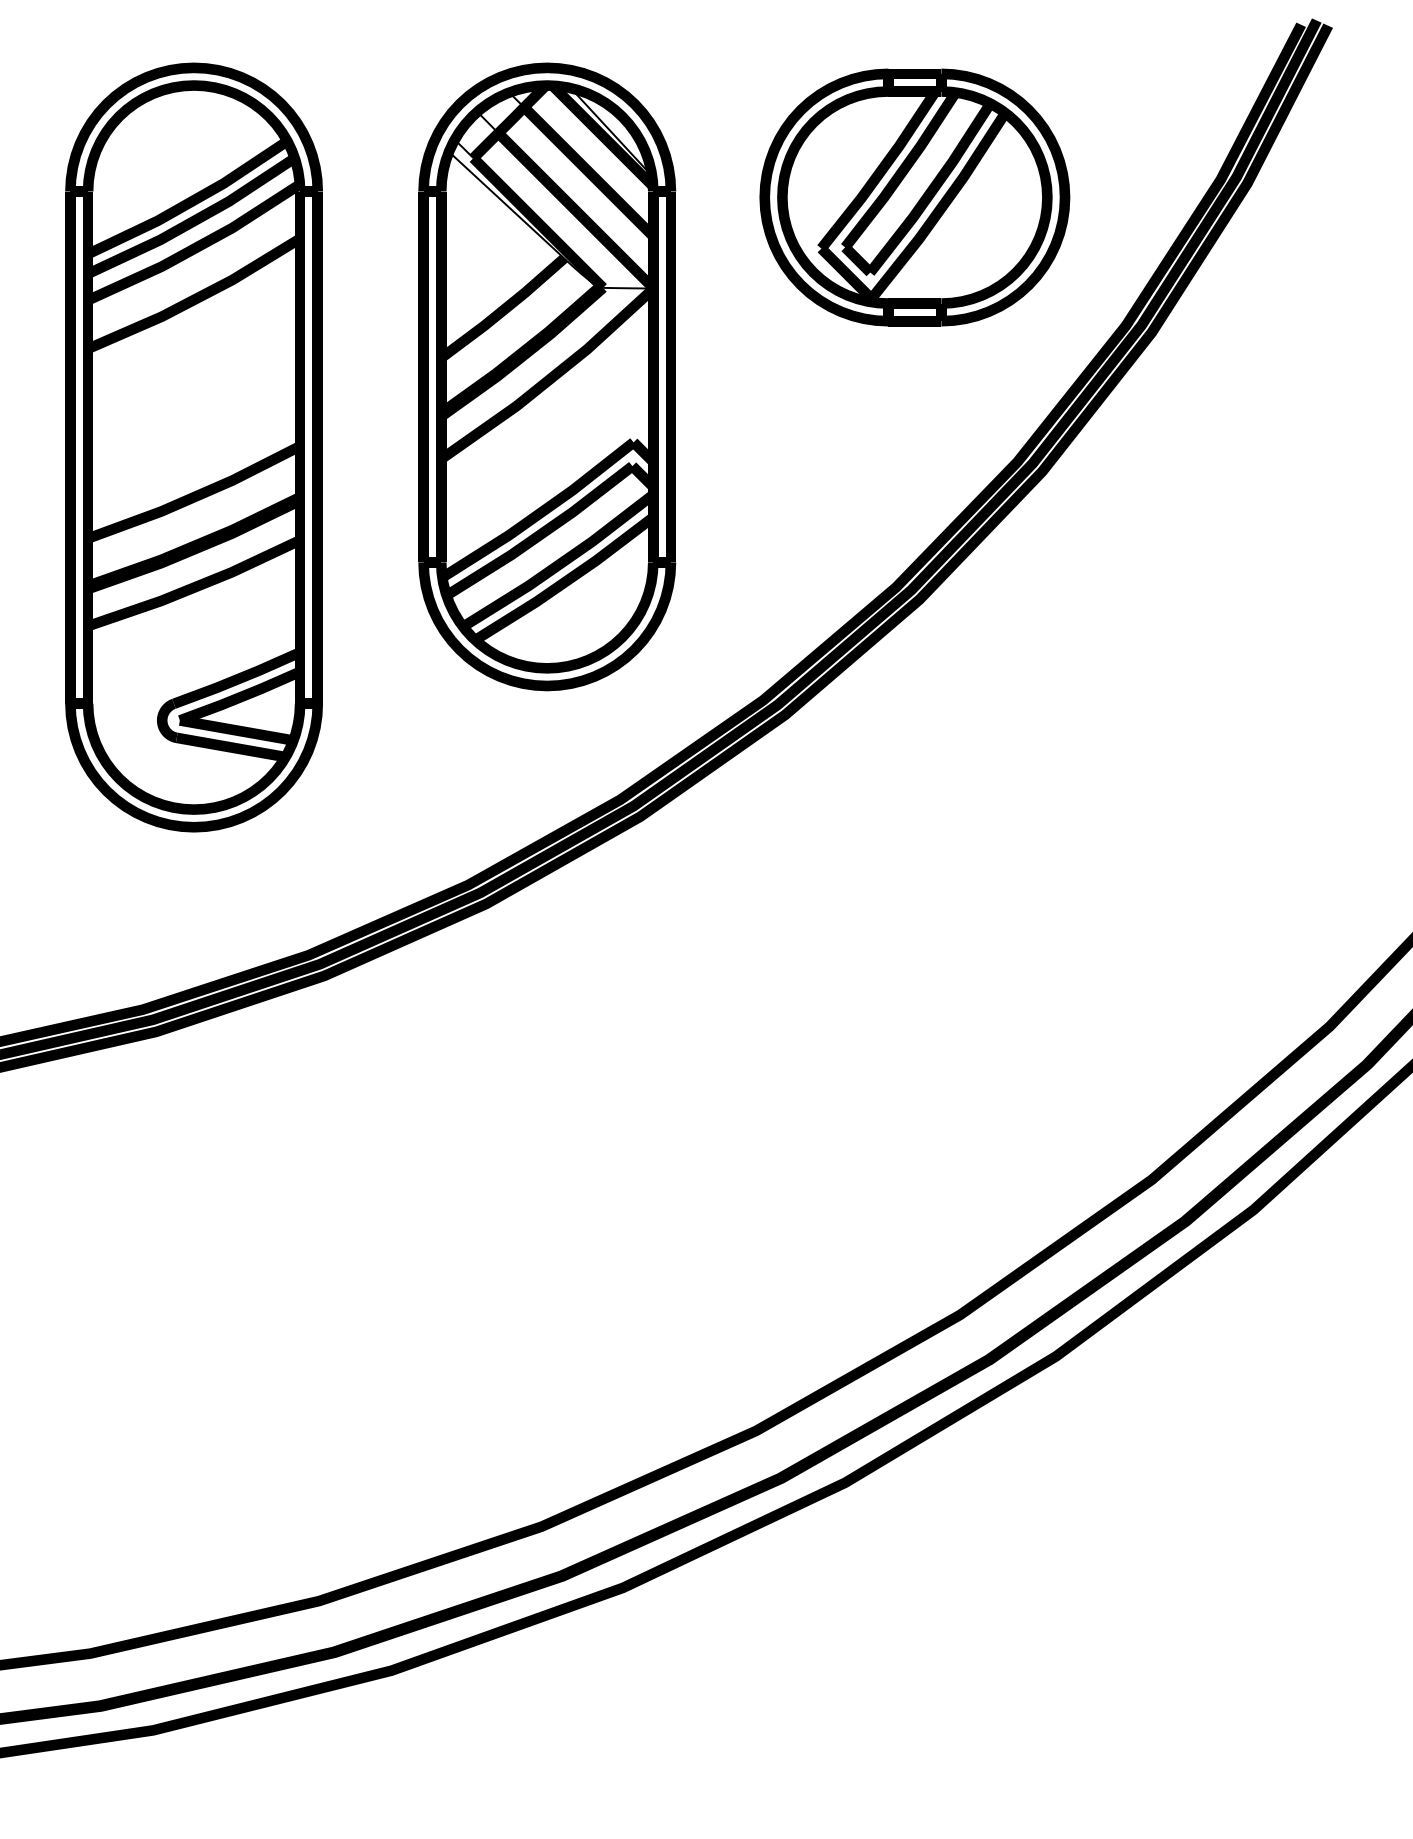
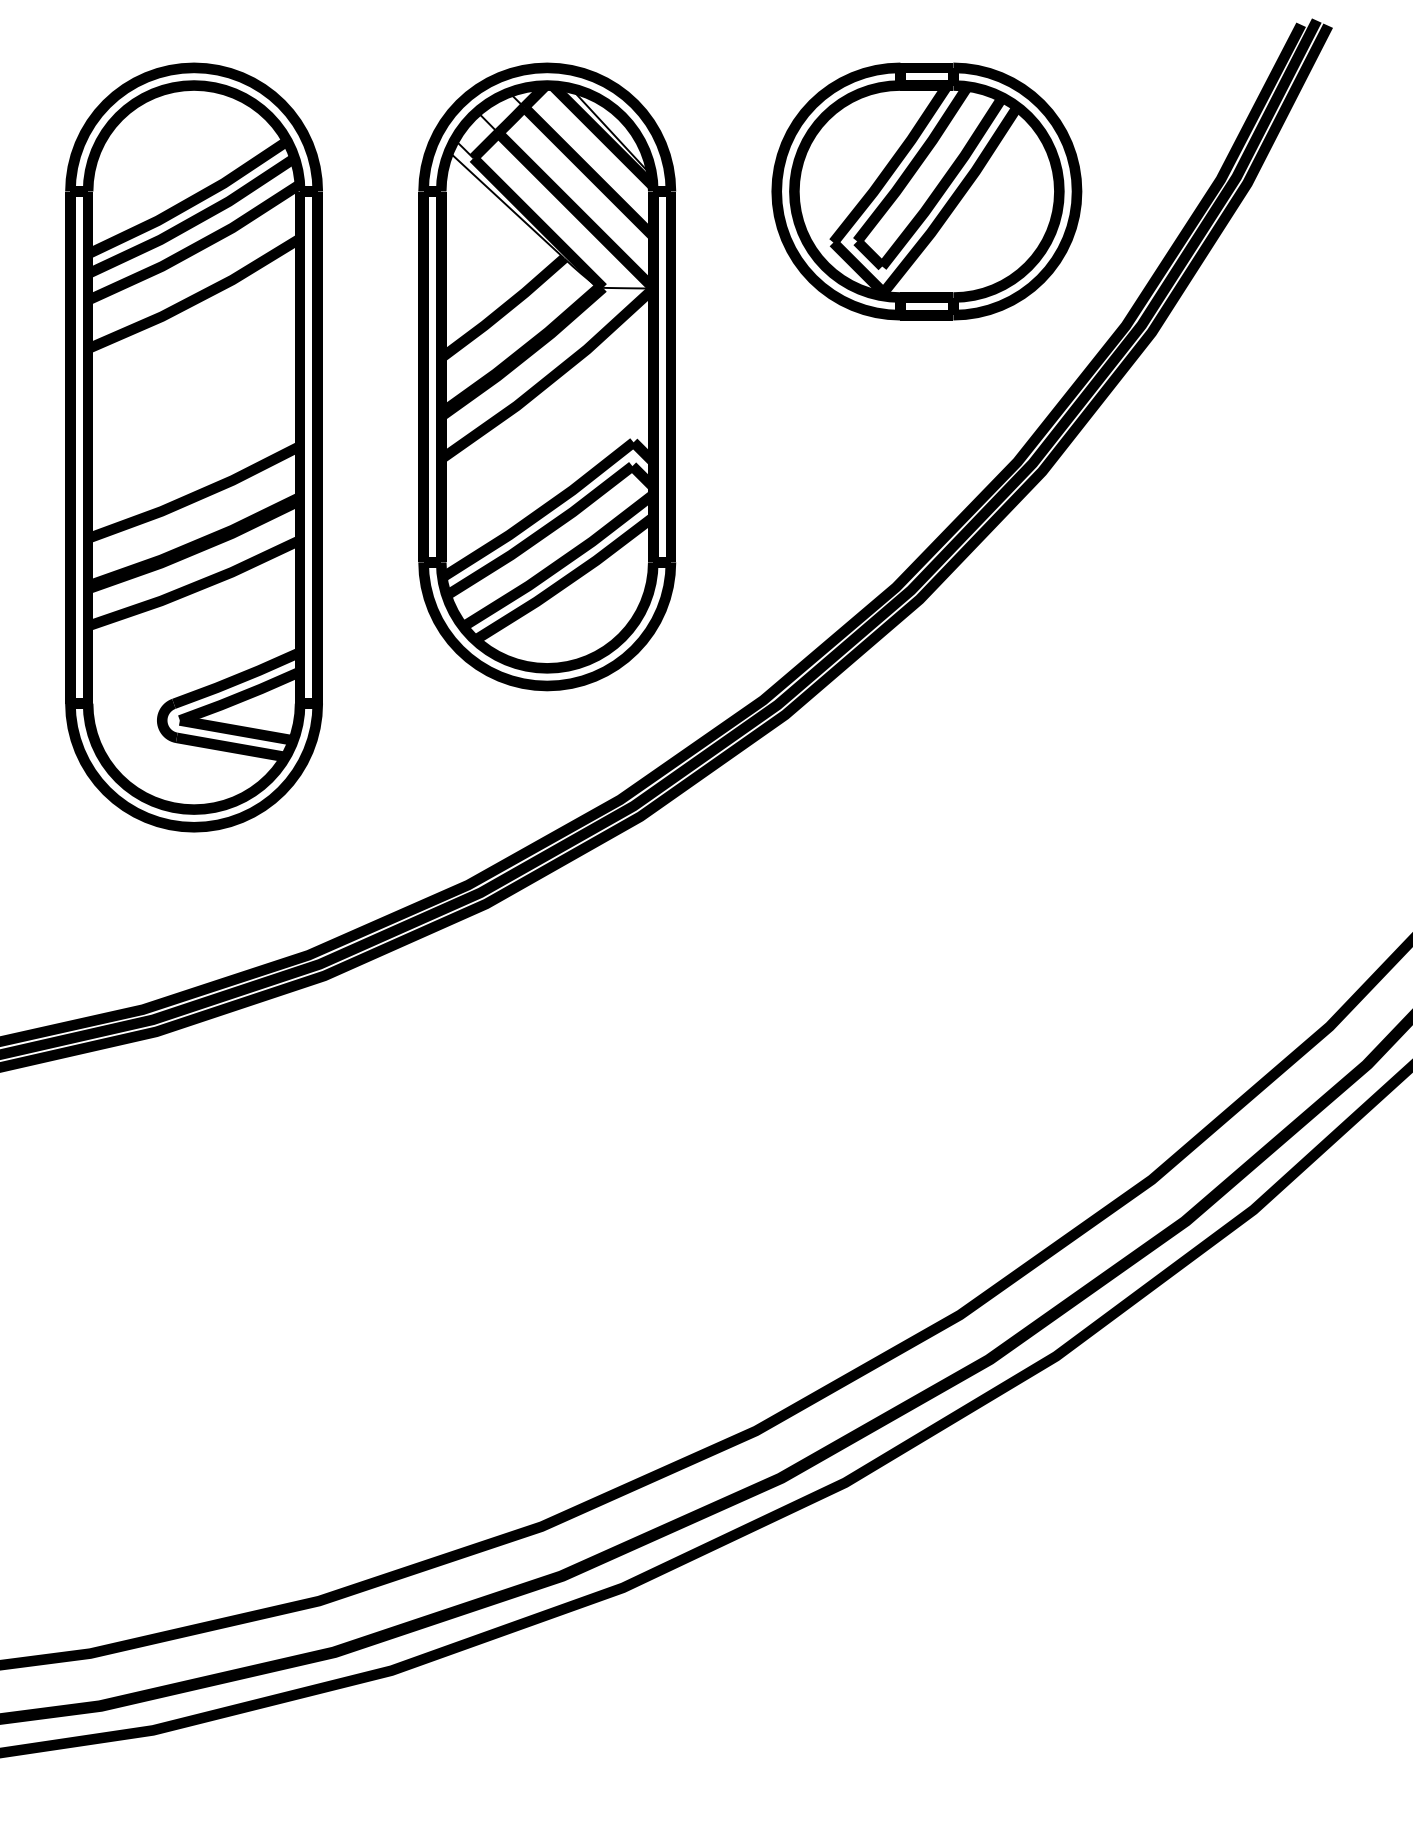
part position: (914, 197) -> (926, 191) (926, 191)
